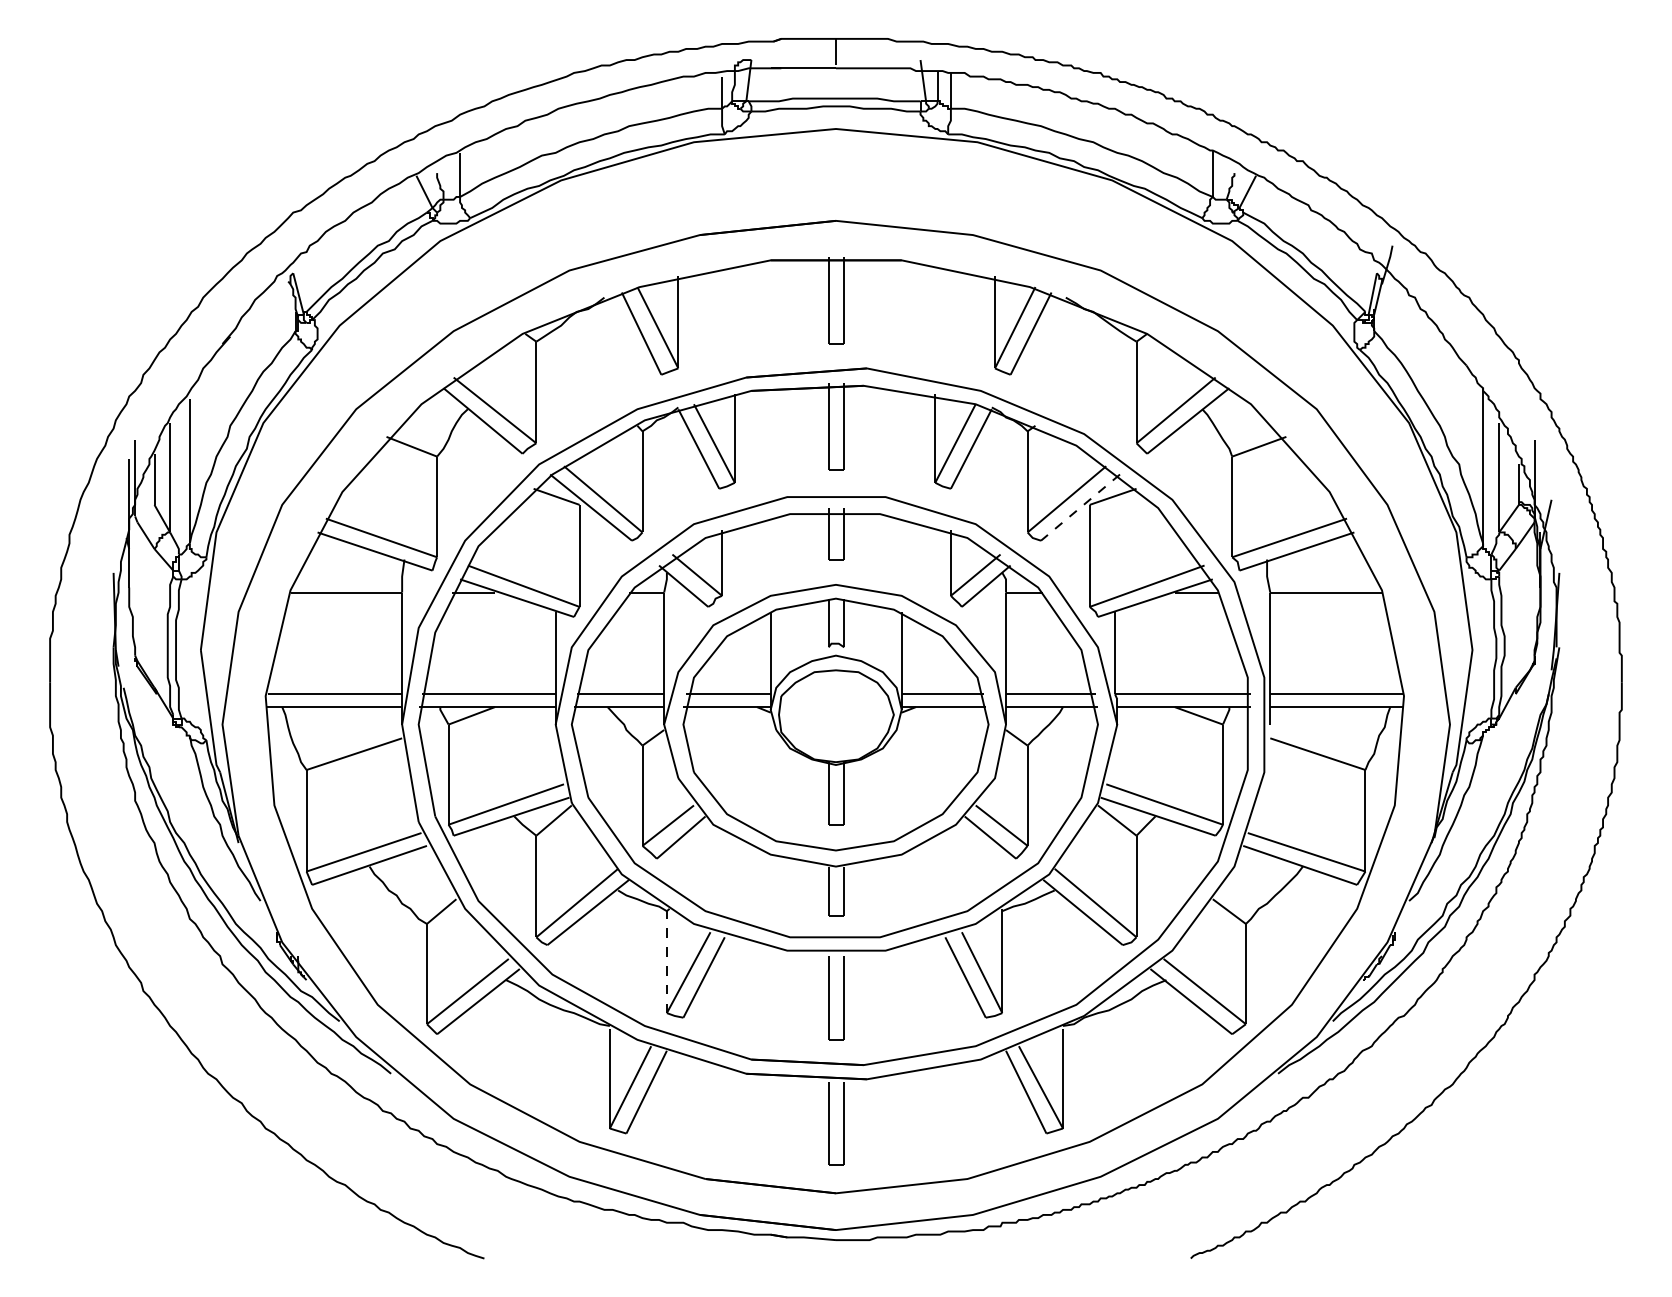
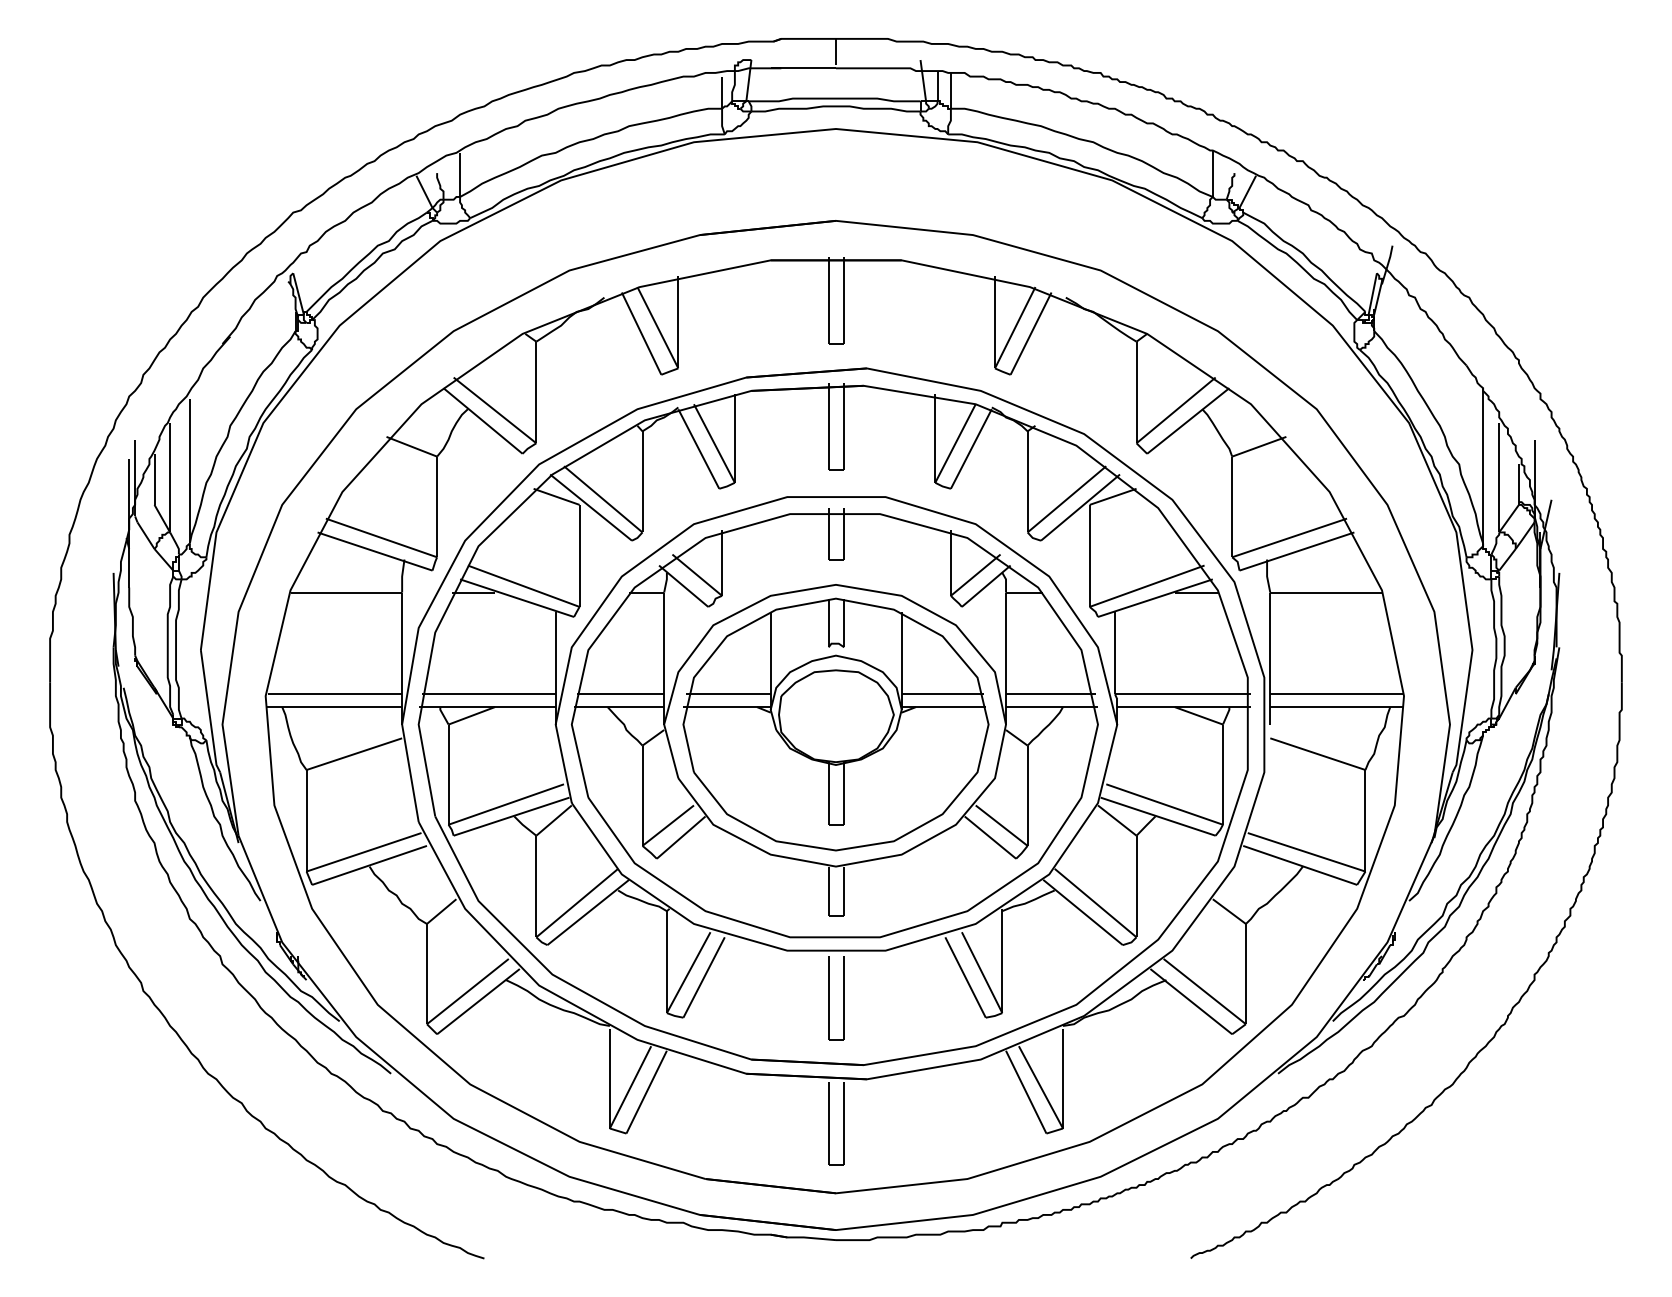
line: dashed -> solid (1080, 507)
line: dashed -> solid (666, 962)
